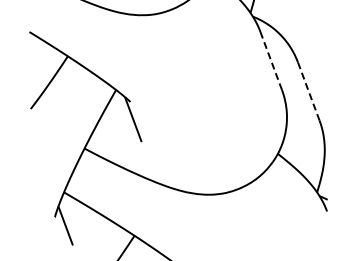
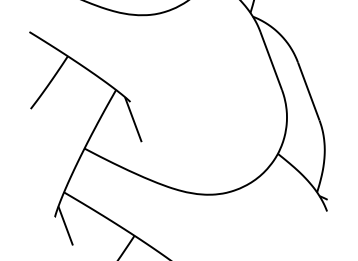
line: dashed -> solid (271, 61)
line: dashed -> solid (308, 91)
